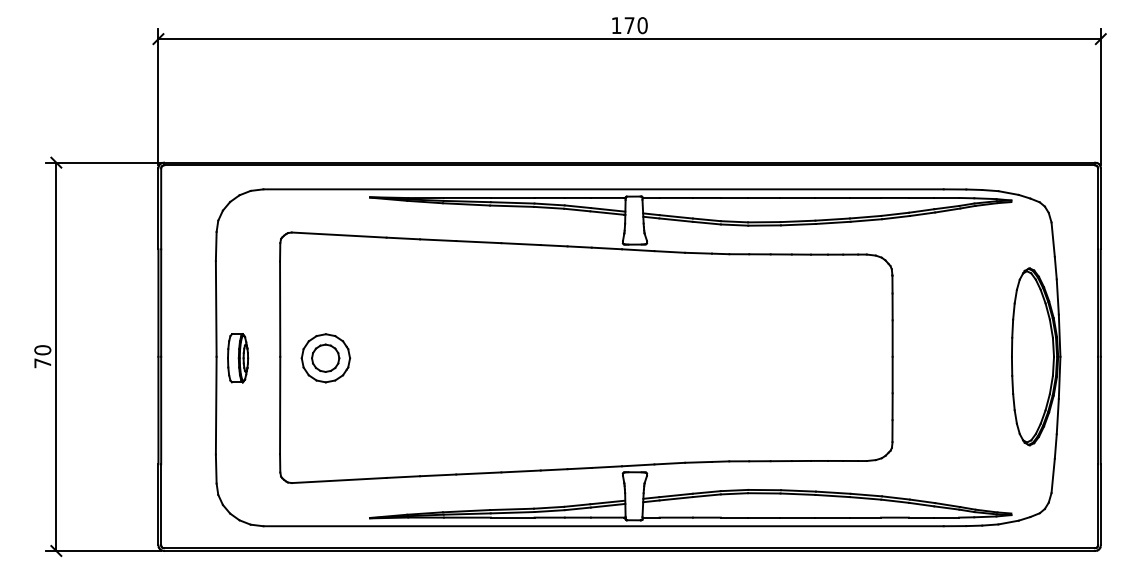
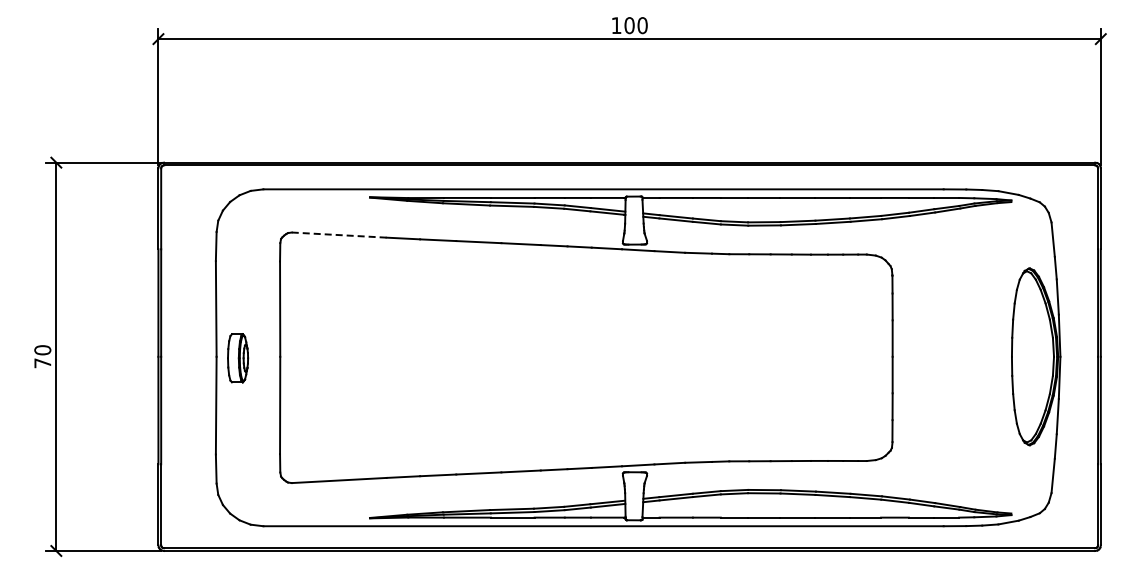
text: 170 -> 100 (629, 25)
line: solid -> dashed (339, 235)
part: present -> none (325, 358)
